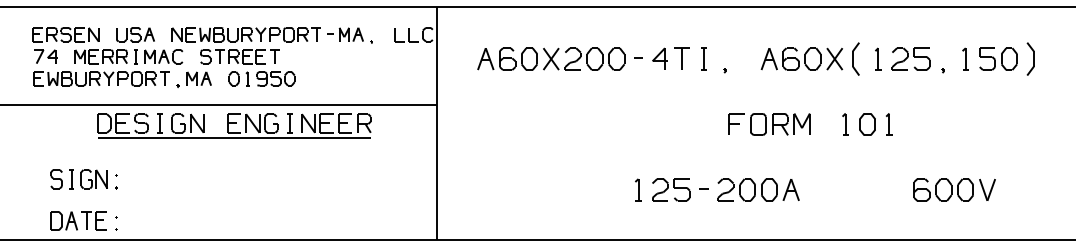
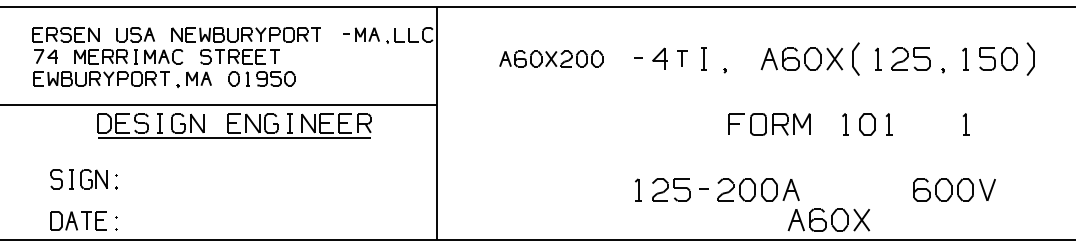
part position: (349, 35) -> (365, 35) (365, 35)
part size: 149x24 px -> 105x18 px (551, 58)
part size: 16x23 px -> 11x17 px (682, 58)
part: none -> present (966, 124)
part: none -> present (828, 219)
